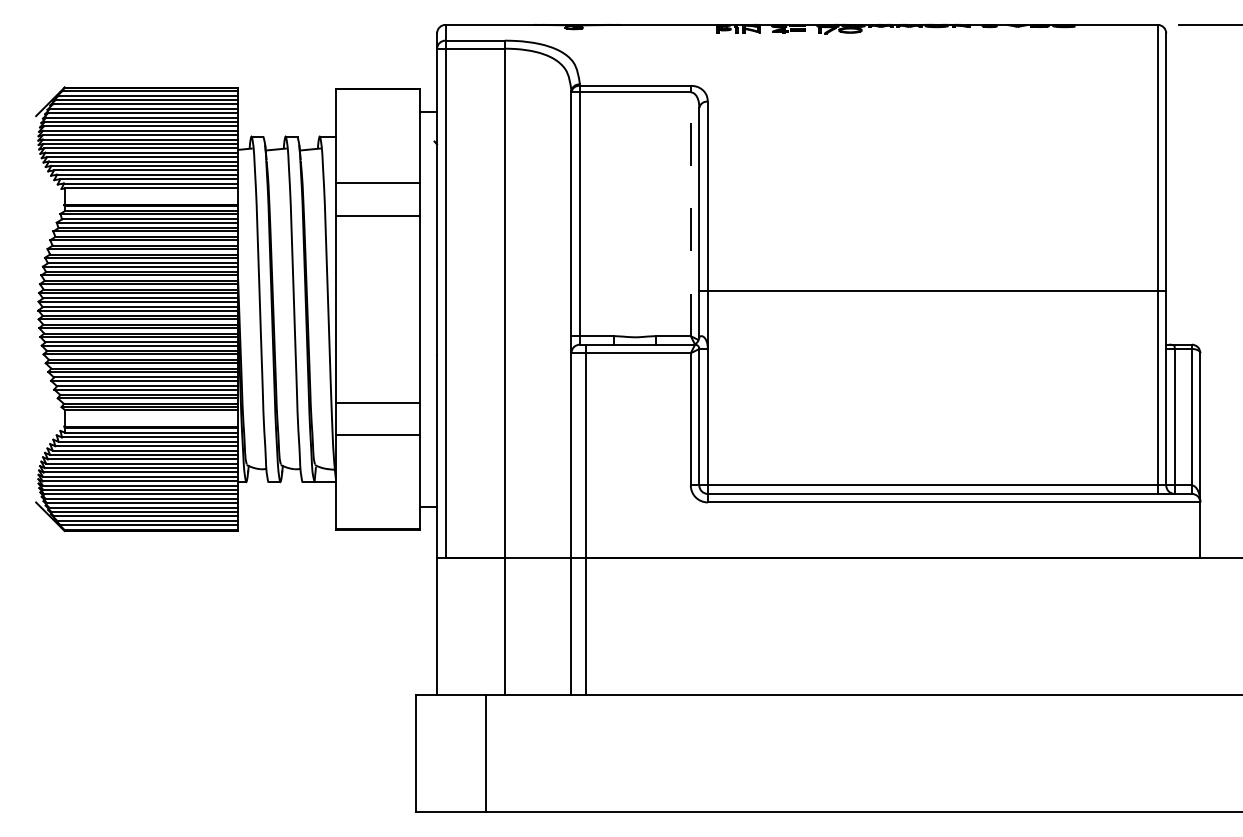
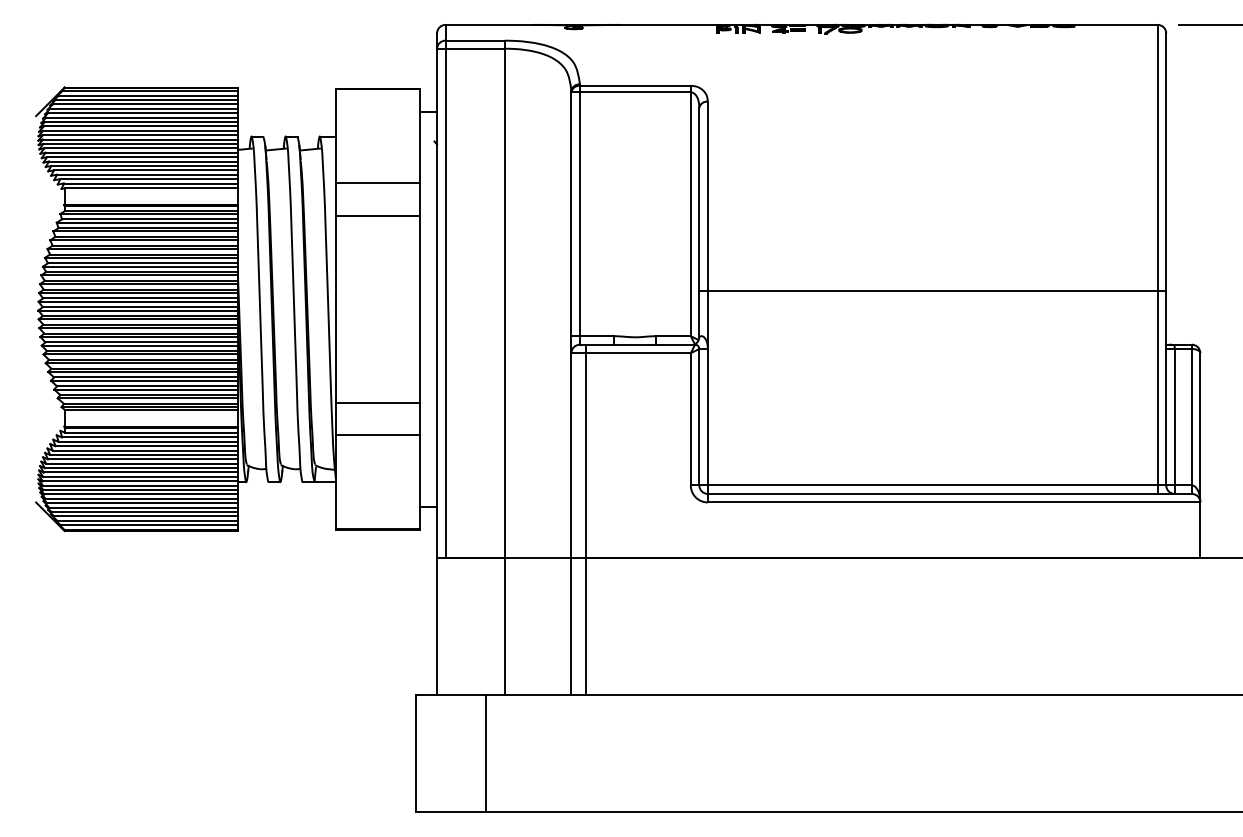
line: dashed -> solid (690, 214)
